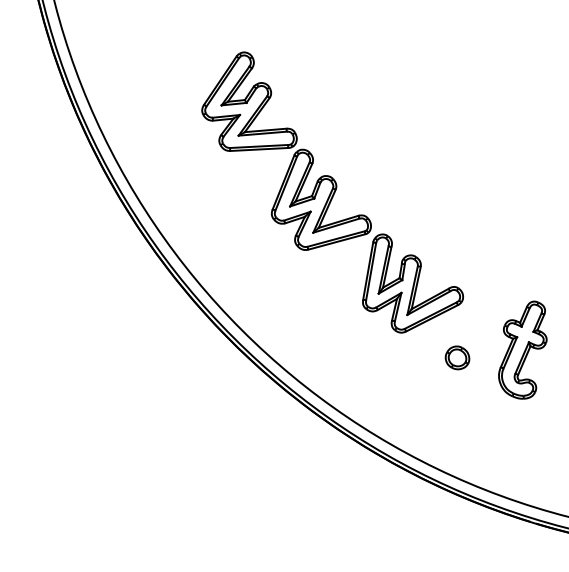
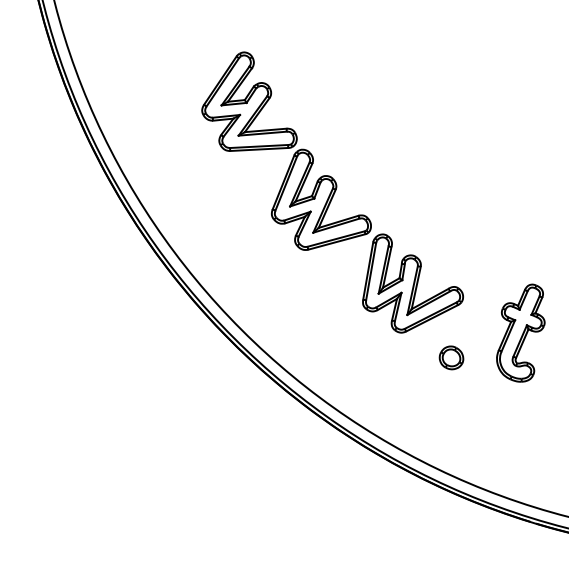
part position: (522, 349) -> (520, 332) (520, 332)
part position: (457, 357) -> (451, 357) (451, 357)
